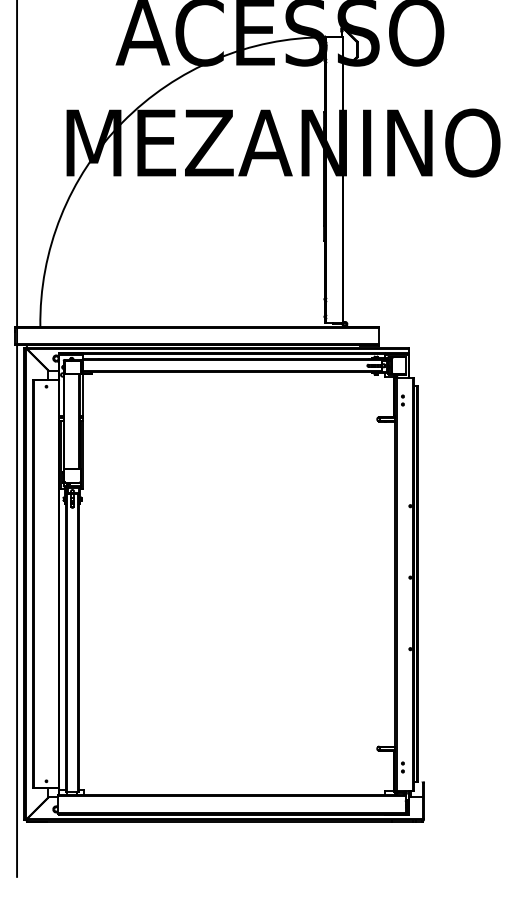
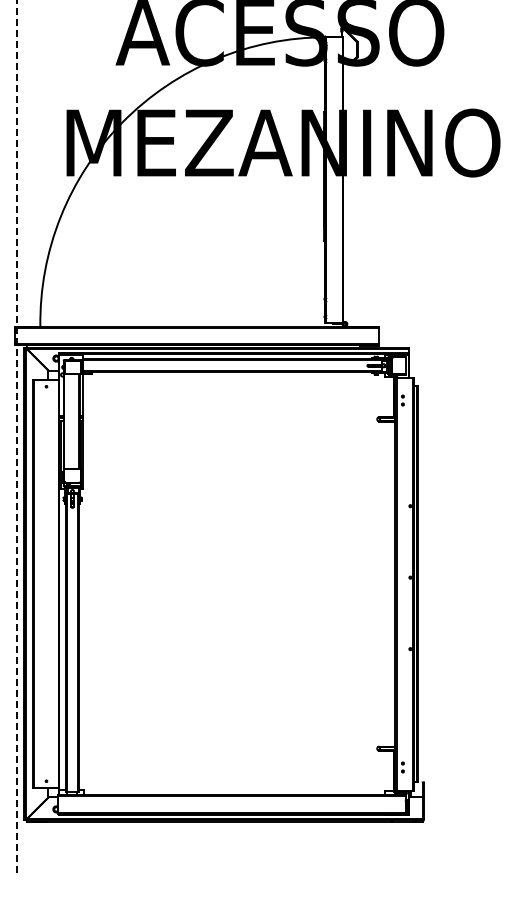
line: solid -> dashed (17, 439)
